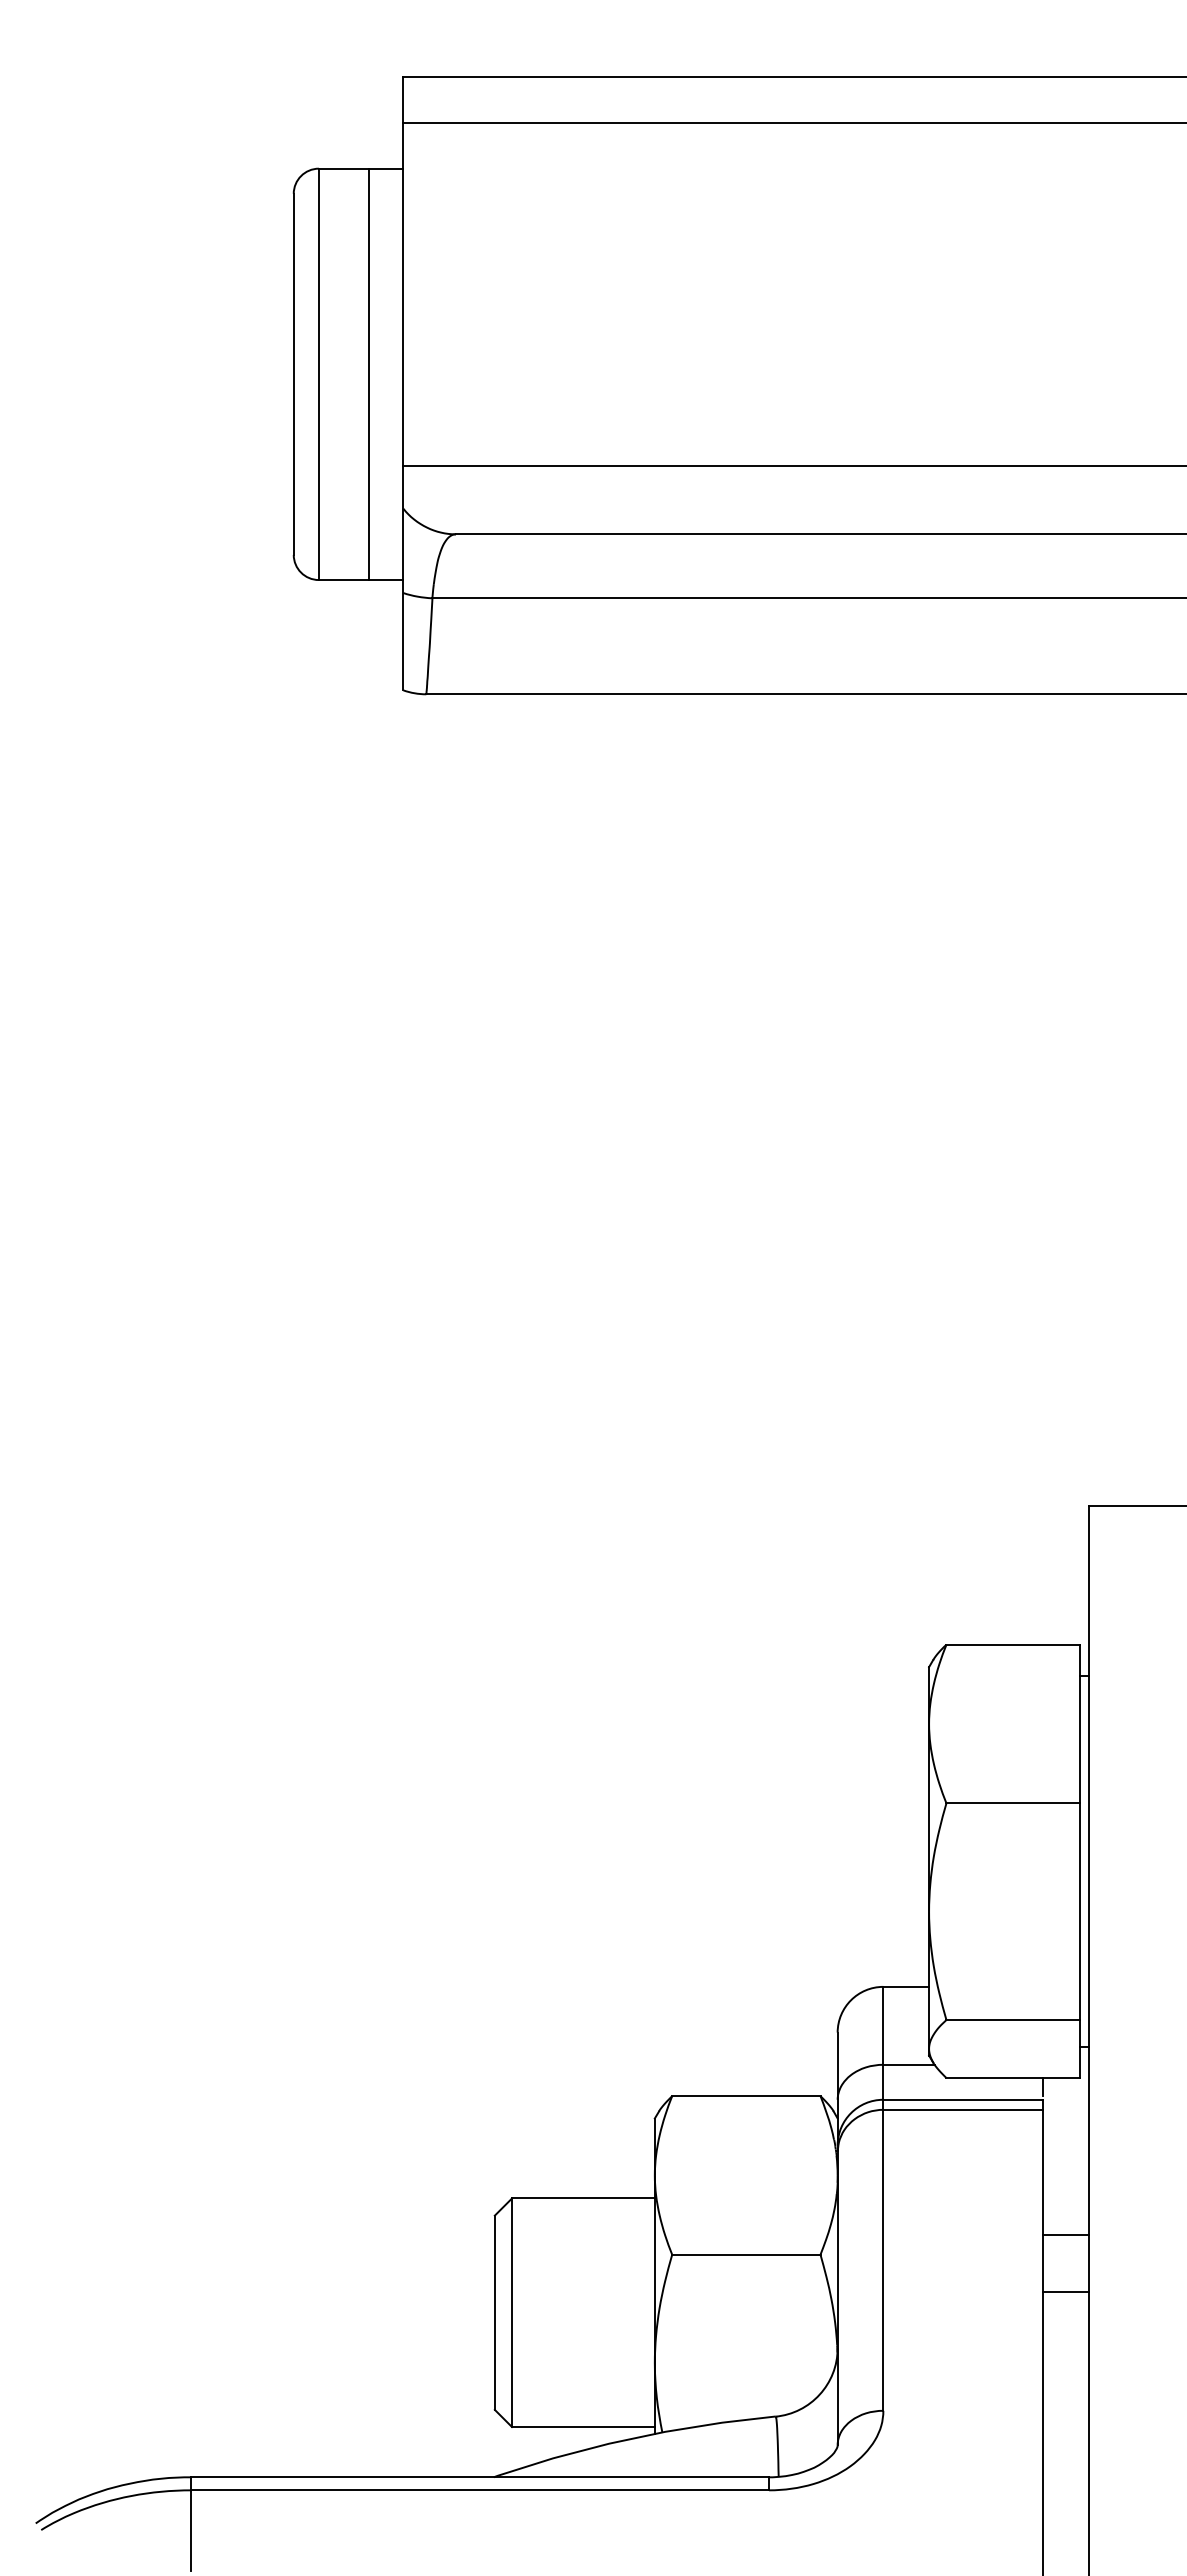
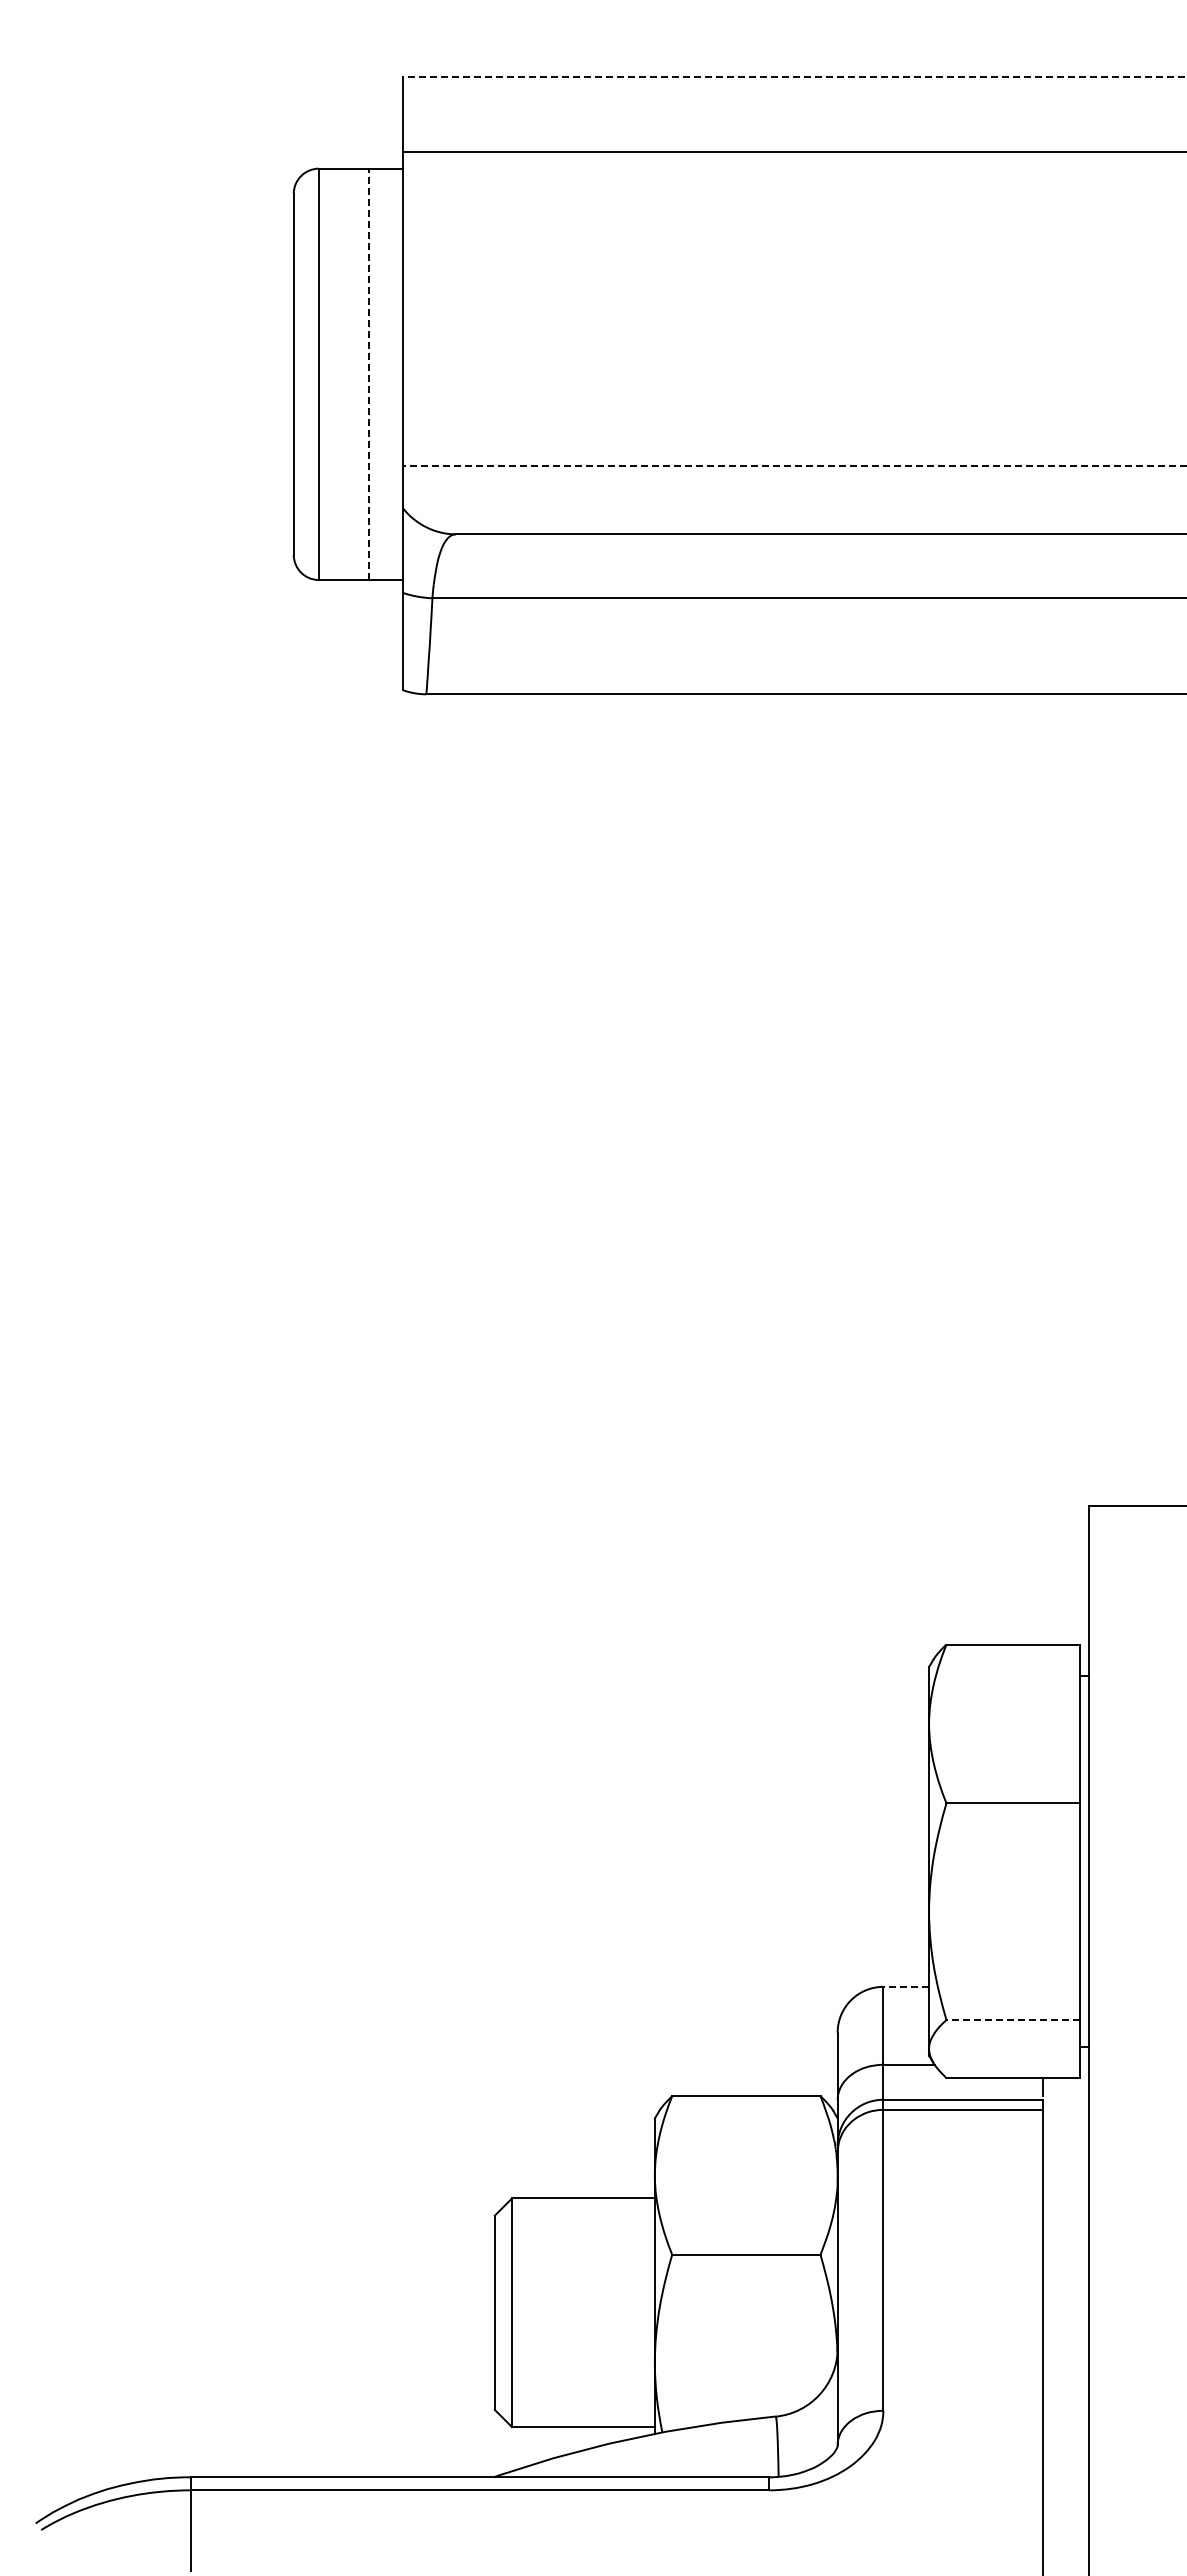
line: solid -> dashed (794, 77)
line position: (793, 122) -> (793, 151) (793, 151)
line: solid -> dashed (369, 374)
line: solid -> dashed (794, 465)
line: solid -> dashed (906, 1986)
line: solid -> dashed (1013, 2020)
line: present -> none (1066, 2234)
line: present -> none (1066, 2291)
